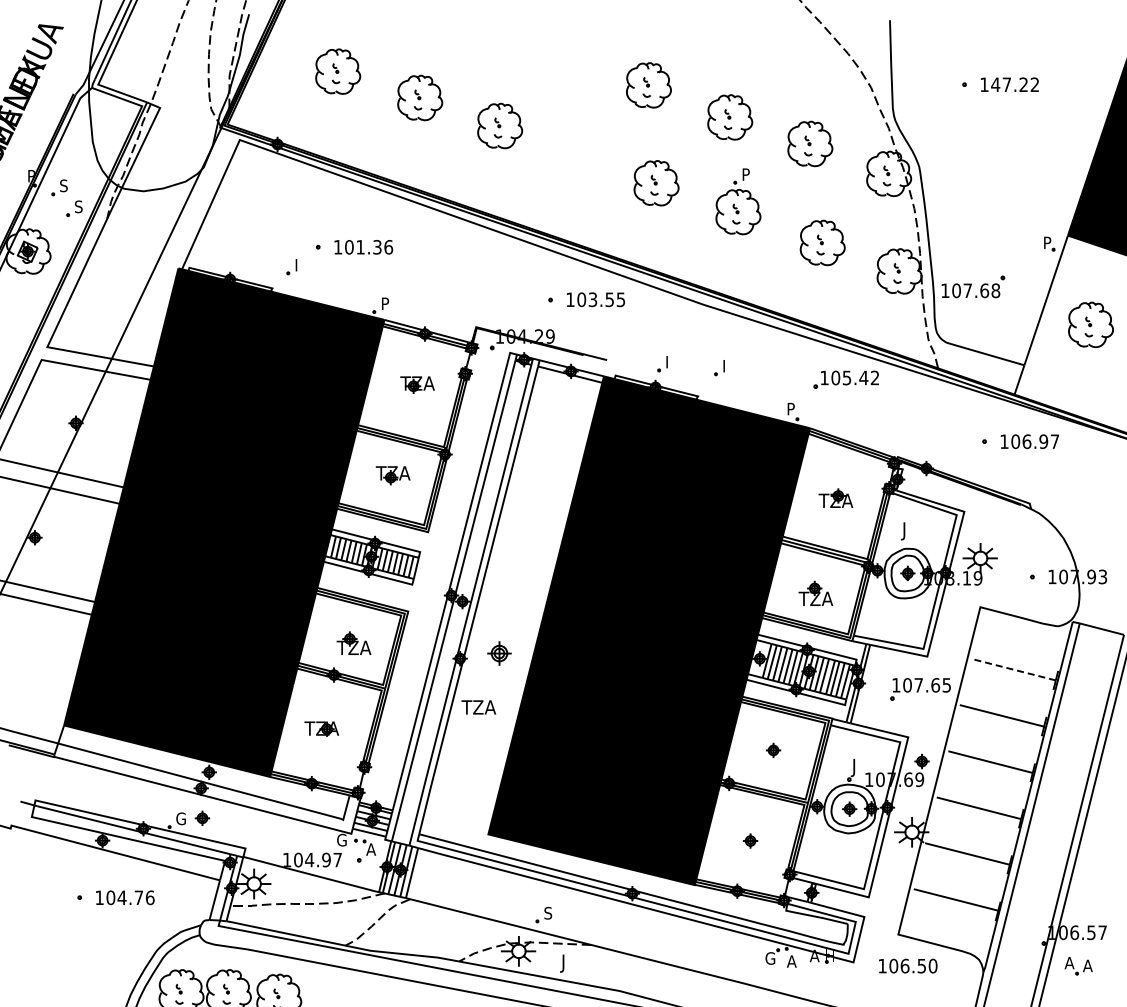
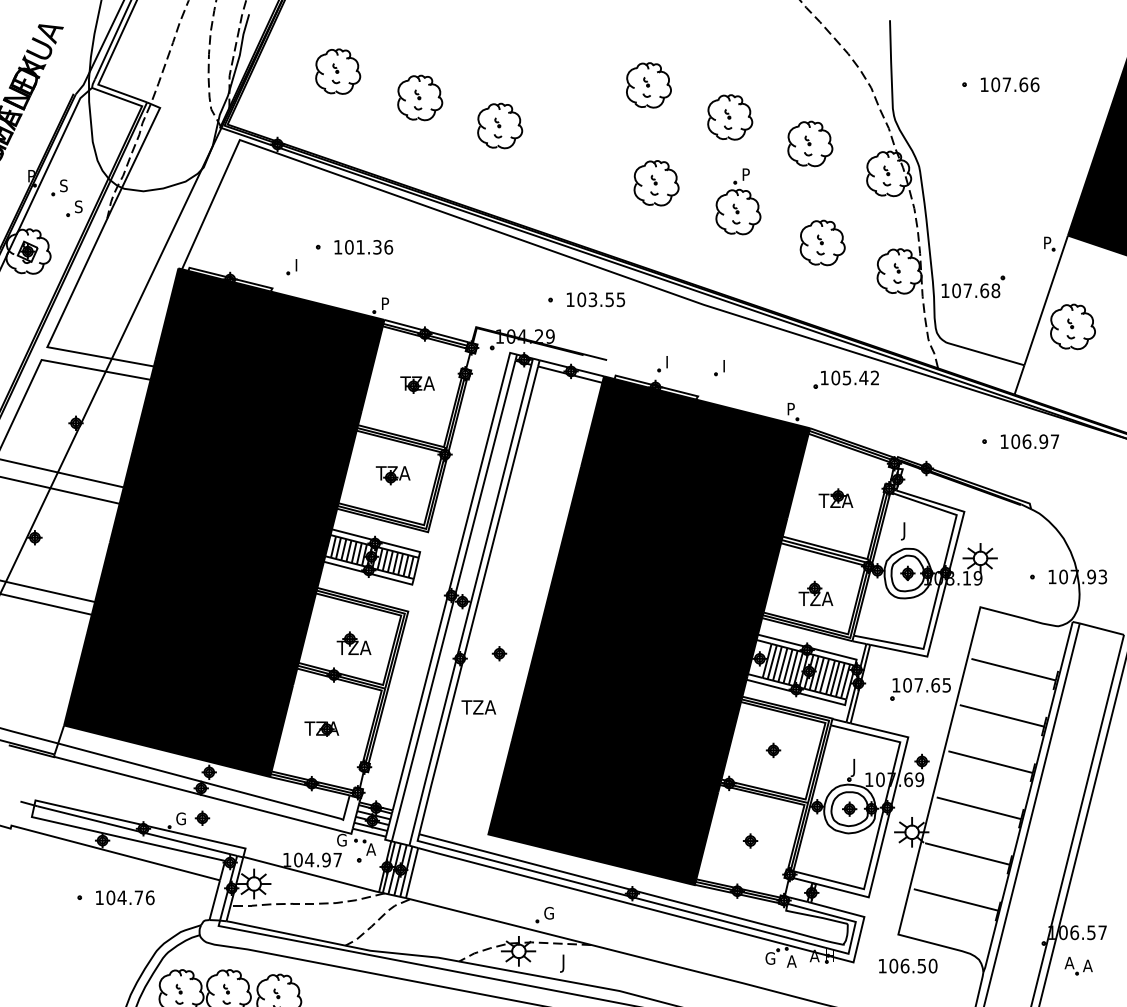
text: 147.22 -> 107.66 (1015, 84)
part position: (1090, 324) -> (1072, 326) (1072, 326)
part size: 25x25 px -> 17x16 px (499, 653)
line: dashed -> solid (1013, 669)
text: S -> G (548, 913)
